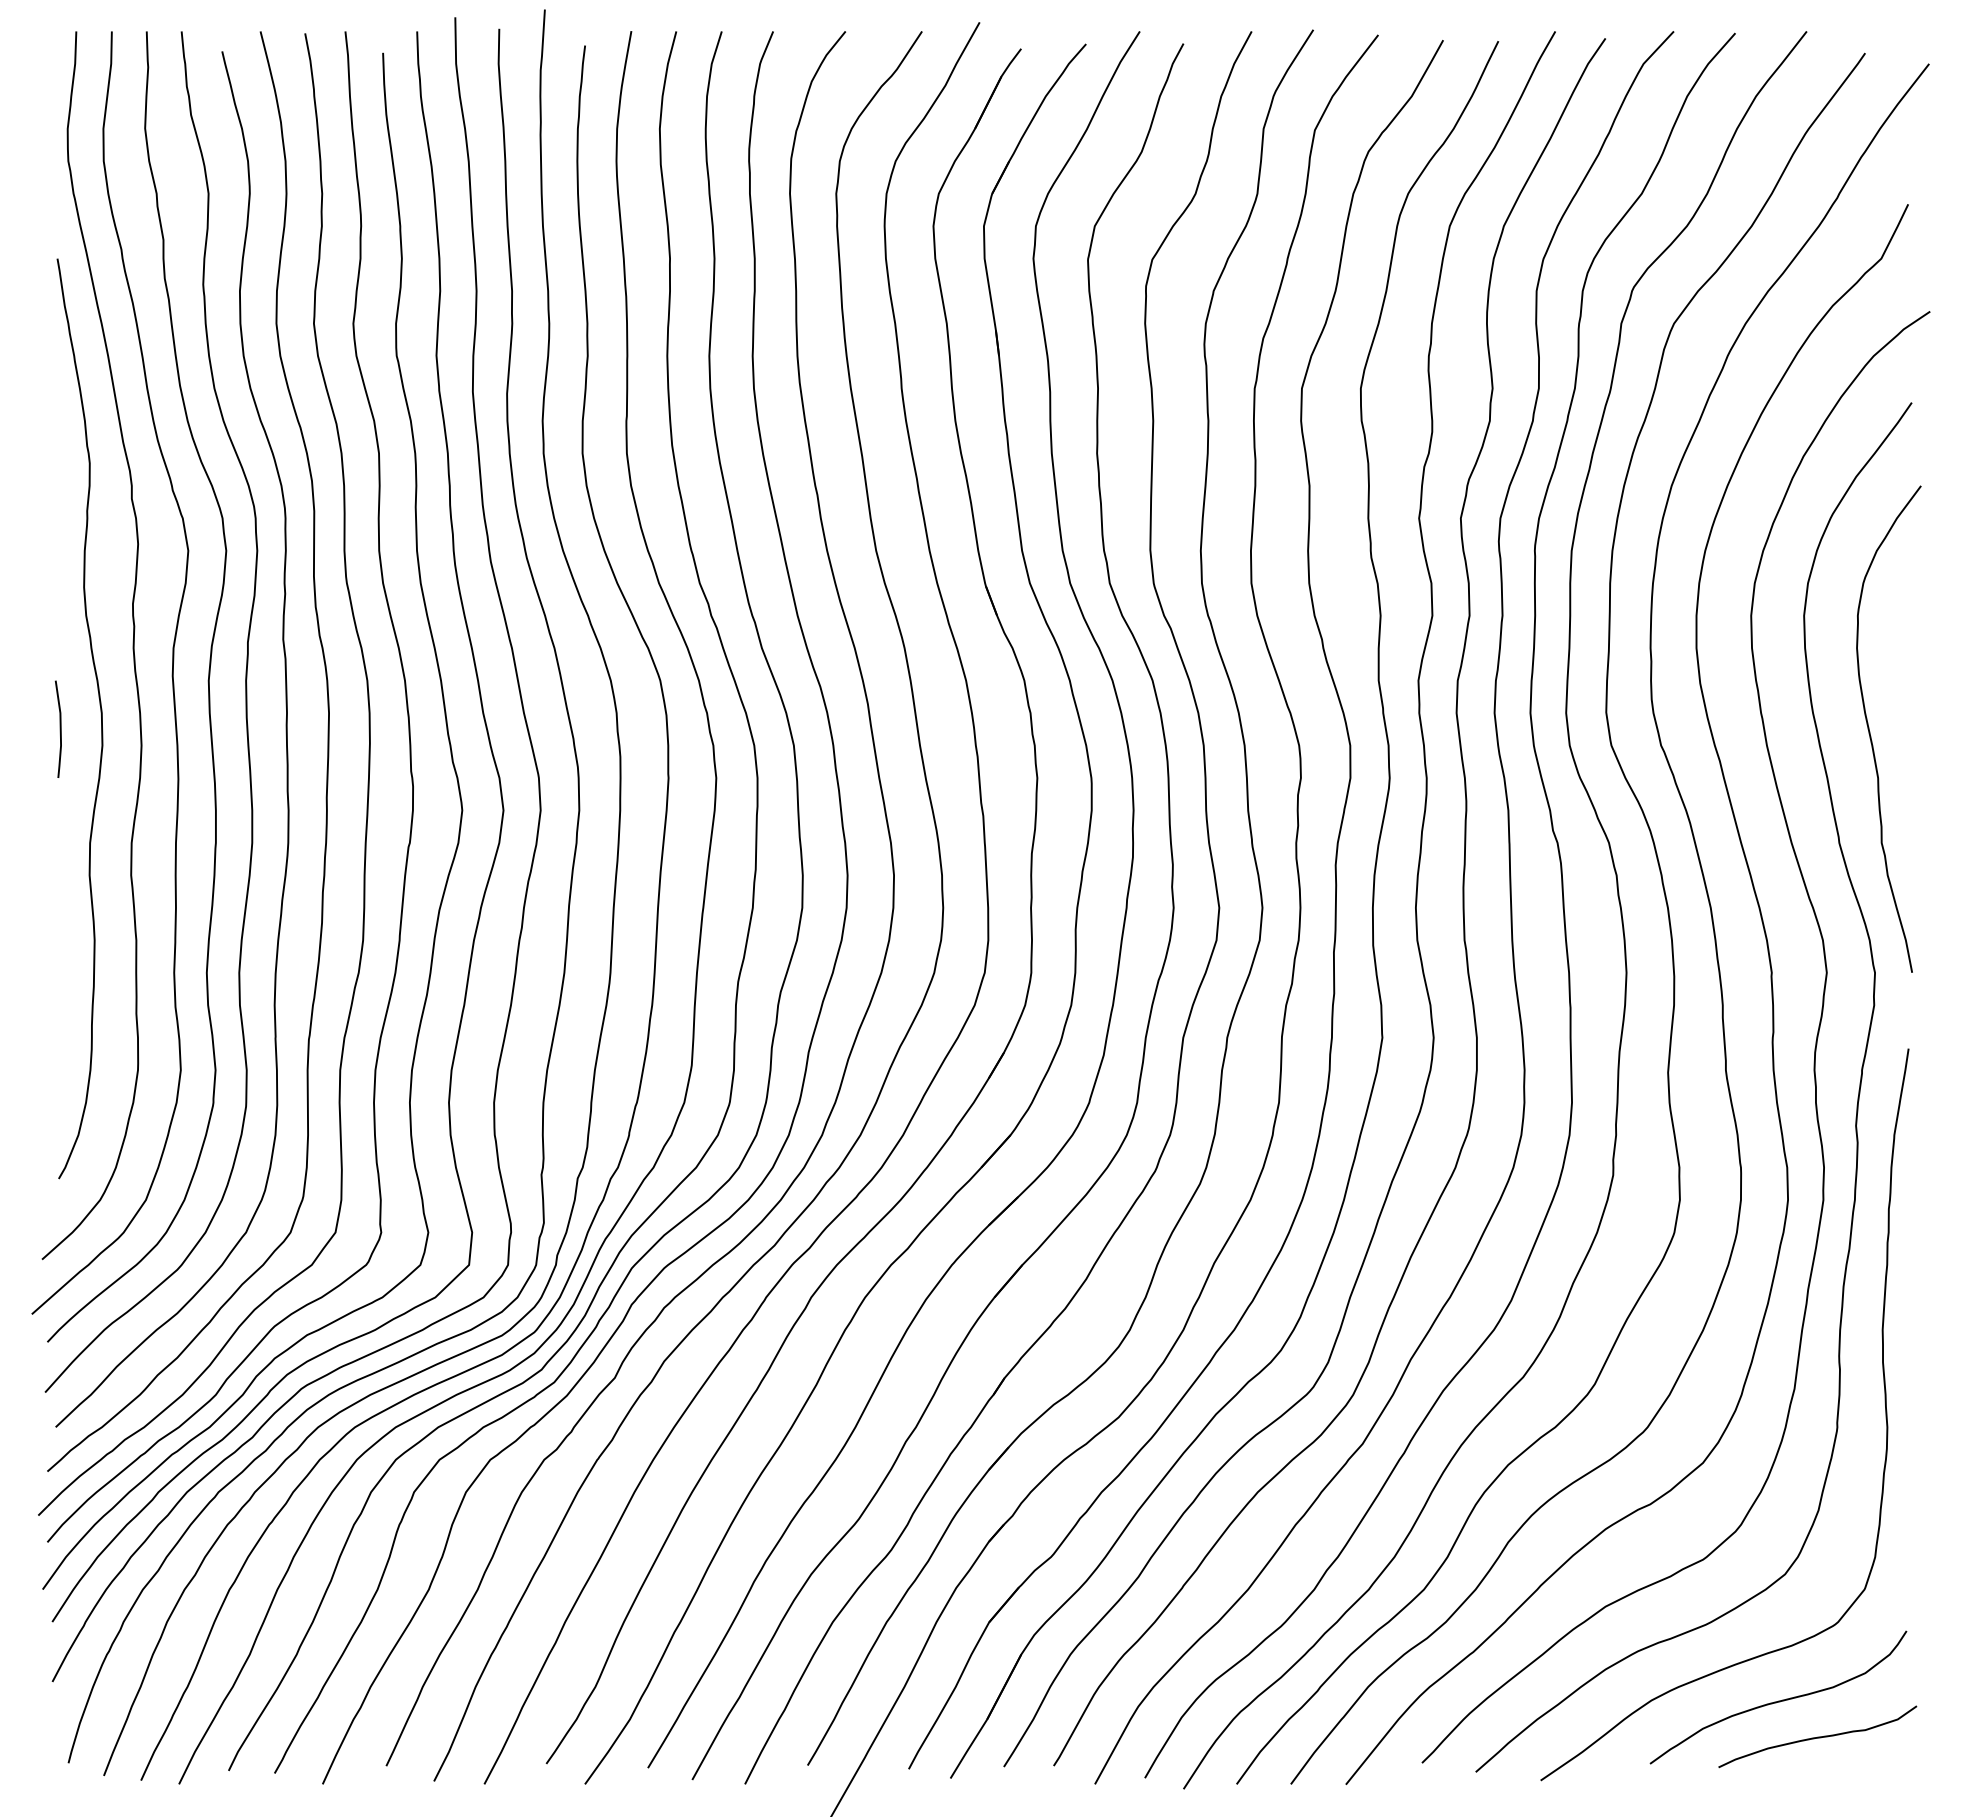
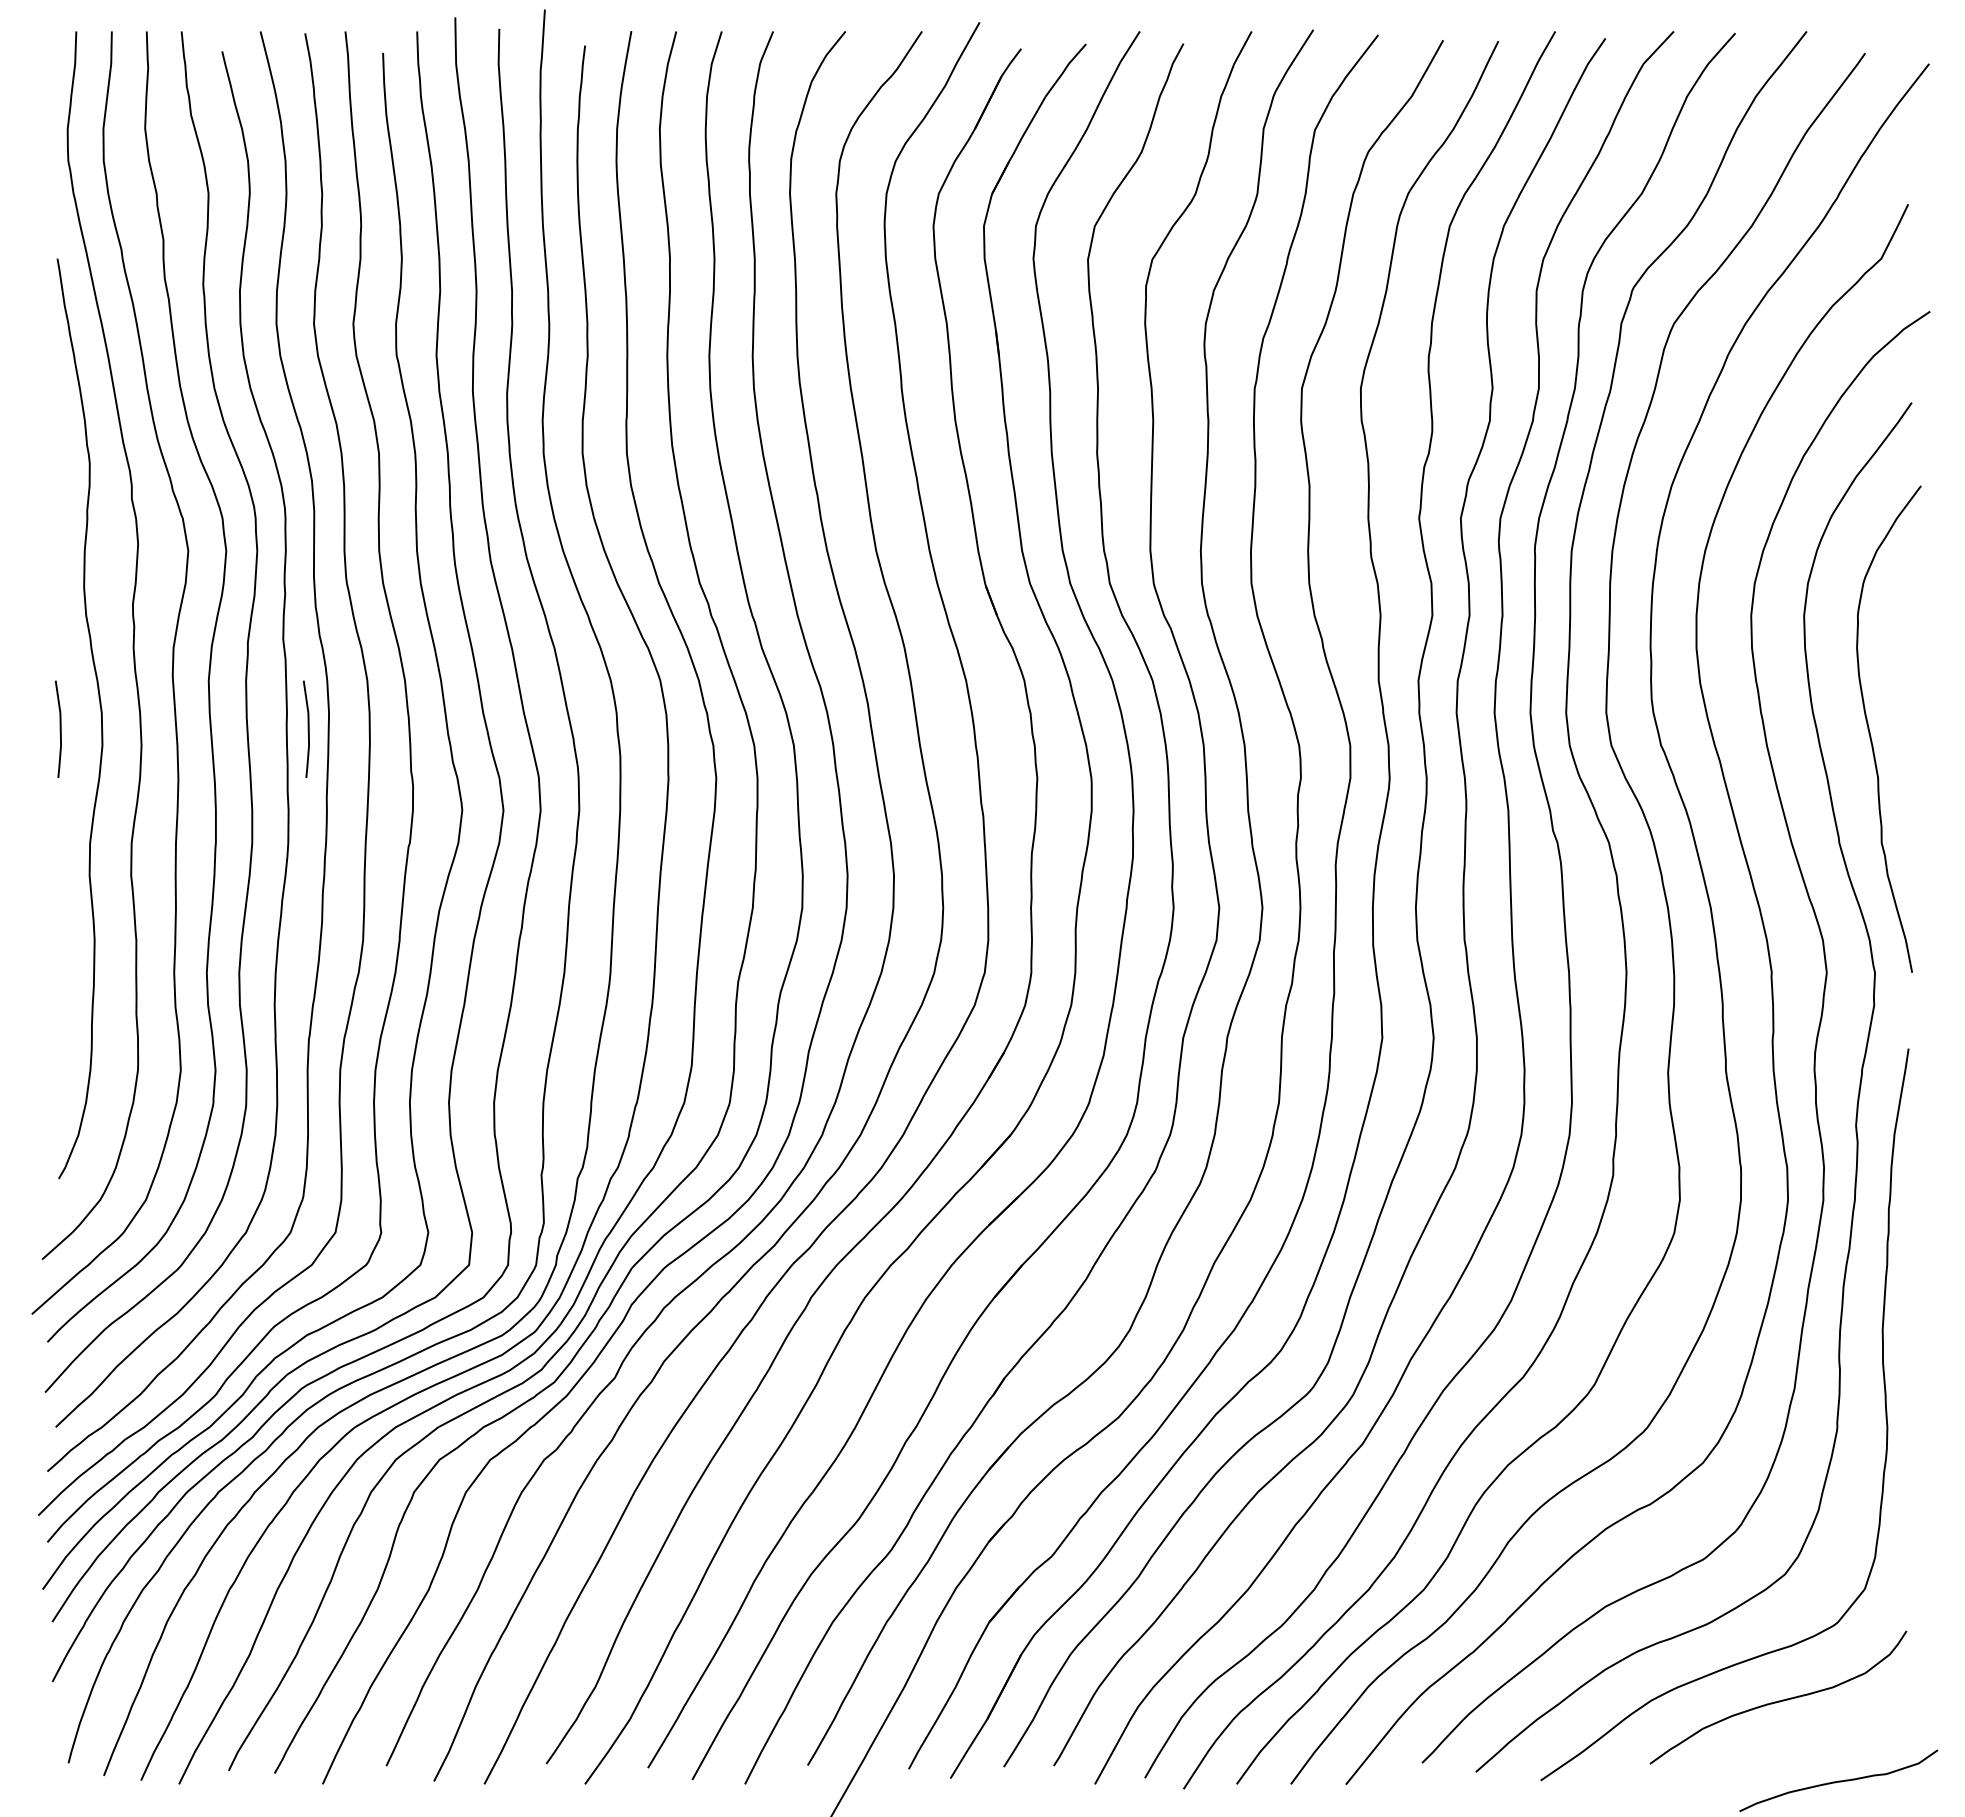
line: none -> present (307, 728)
curve position: (1817, 1736) -> (1838, 1780) (1838, 1780)
